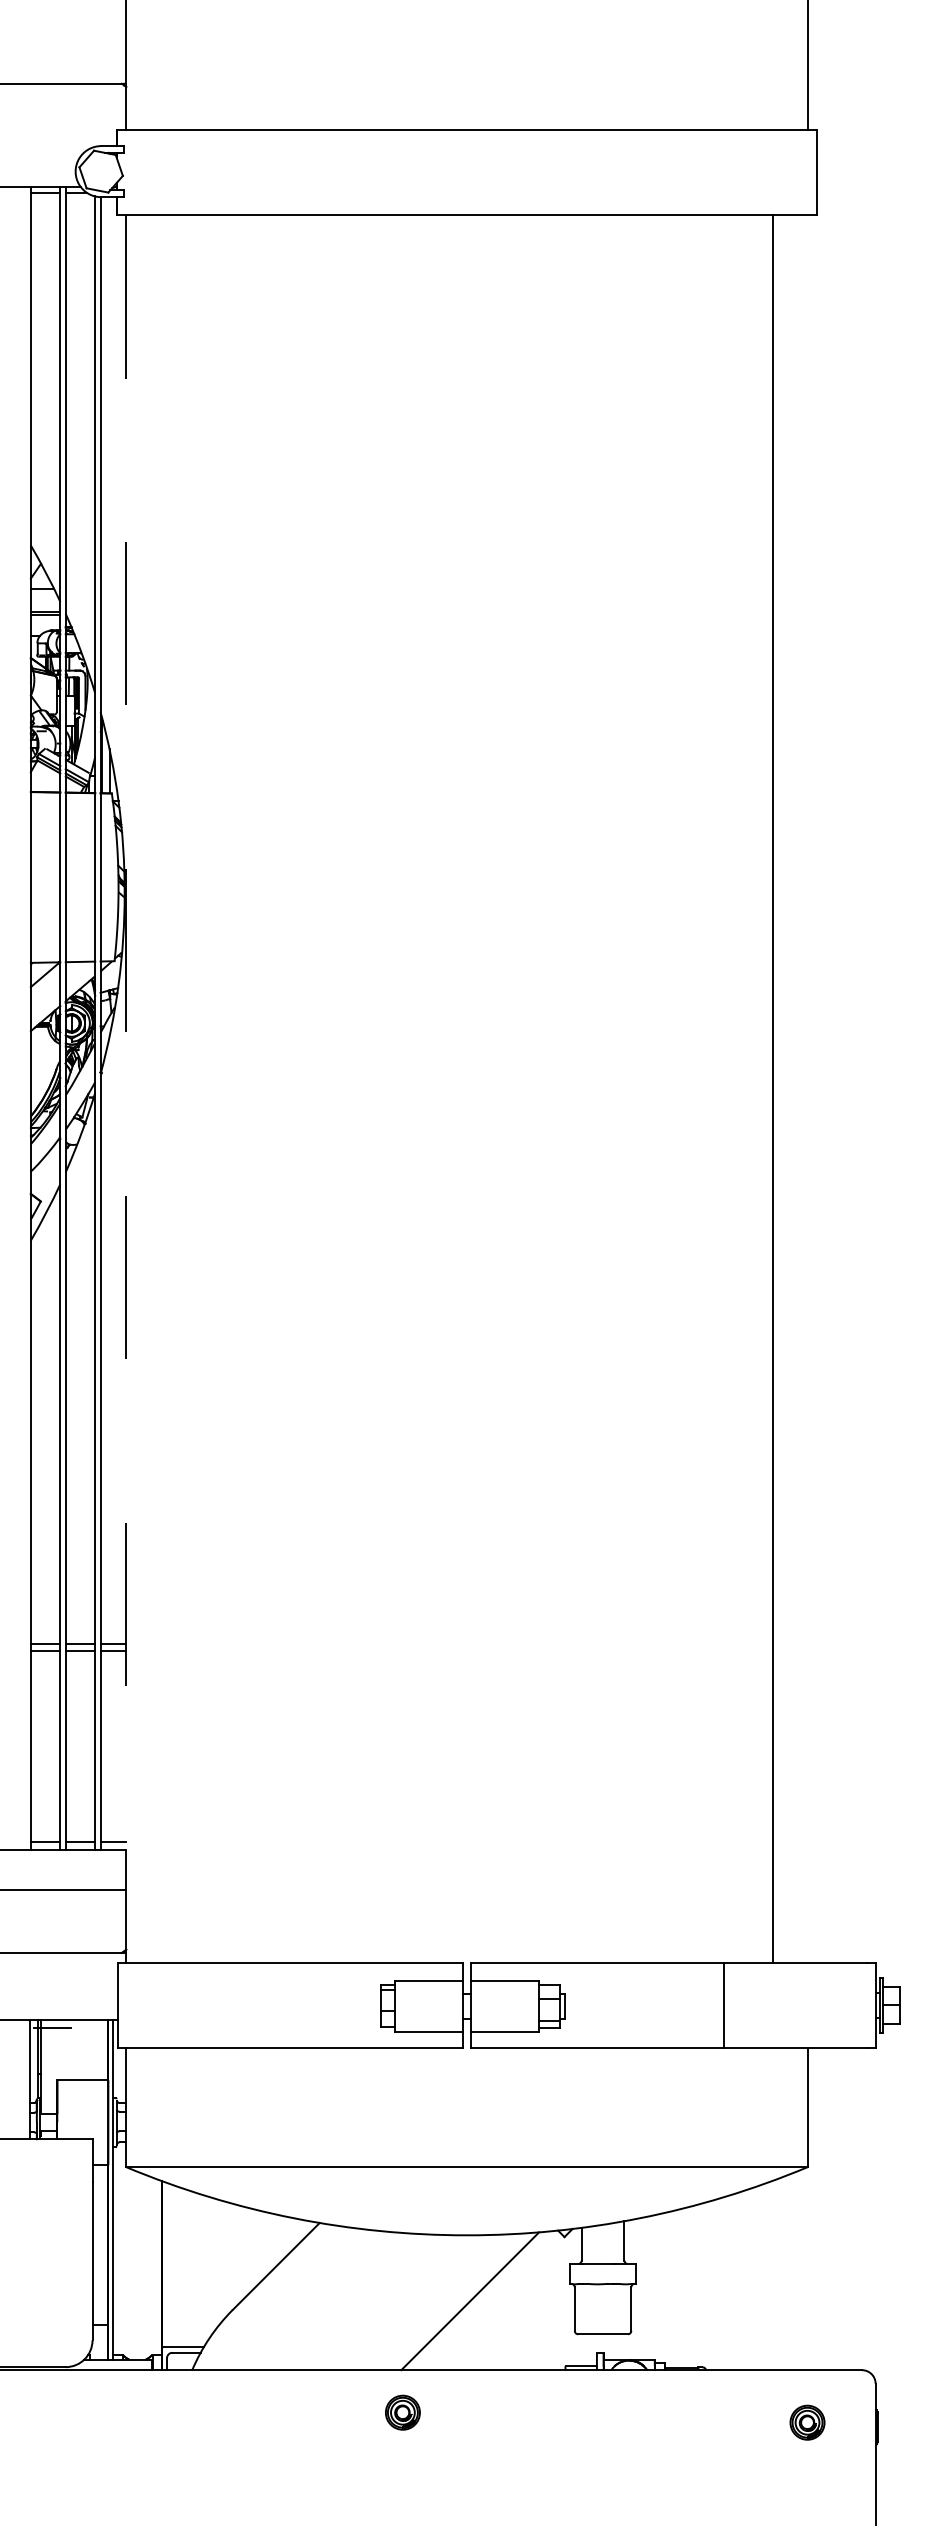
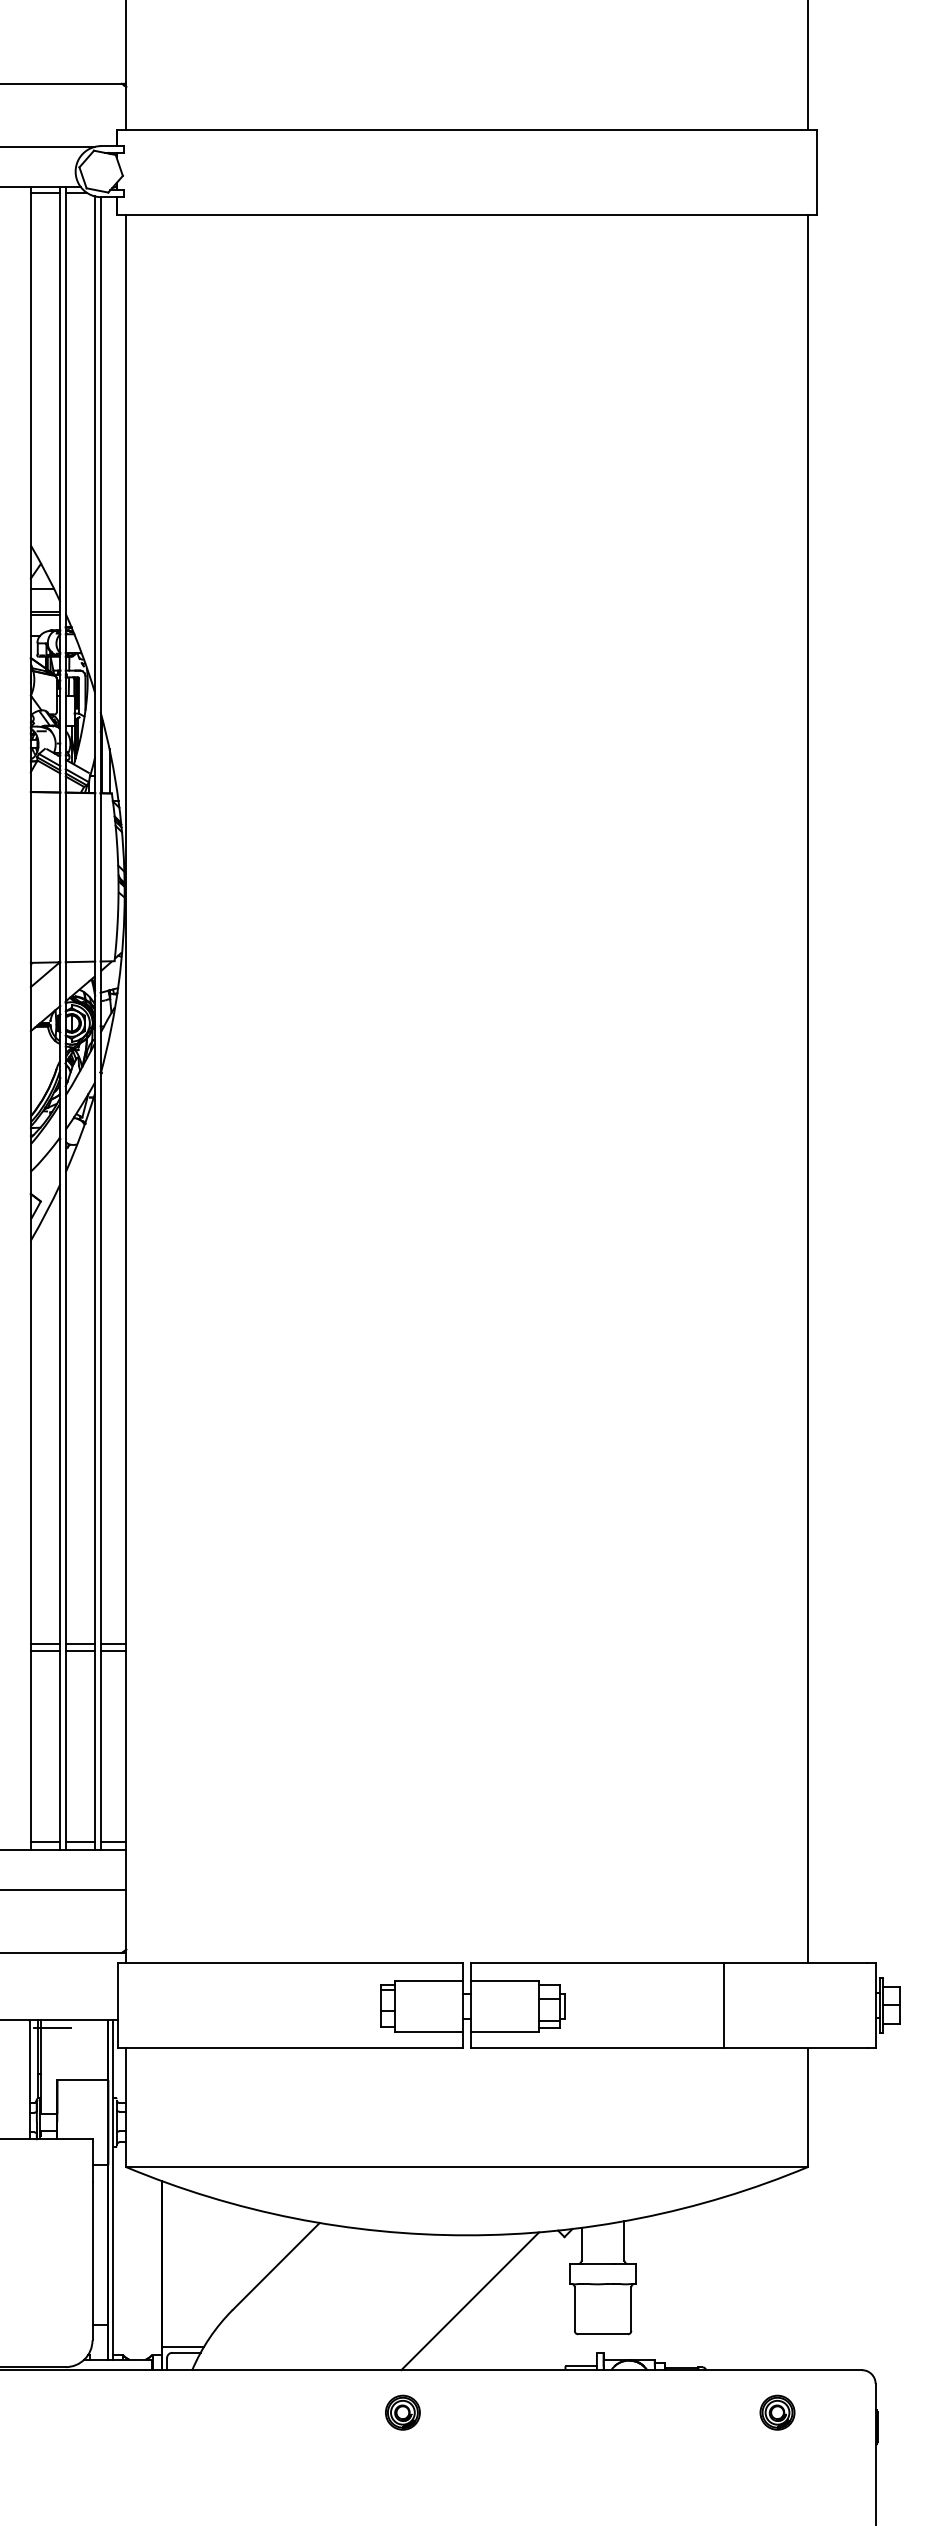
line: none -> present (48, 146)
line: dashed -> solid (126, 1088)
line position: (772, 1088) -> (807, 1088) (807, 1088)
part position: (807, 2422) -> (777, 2412) (777, 2412)
